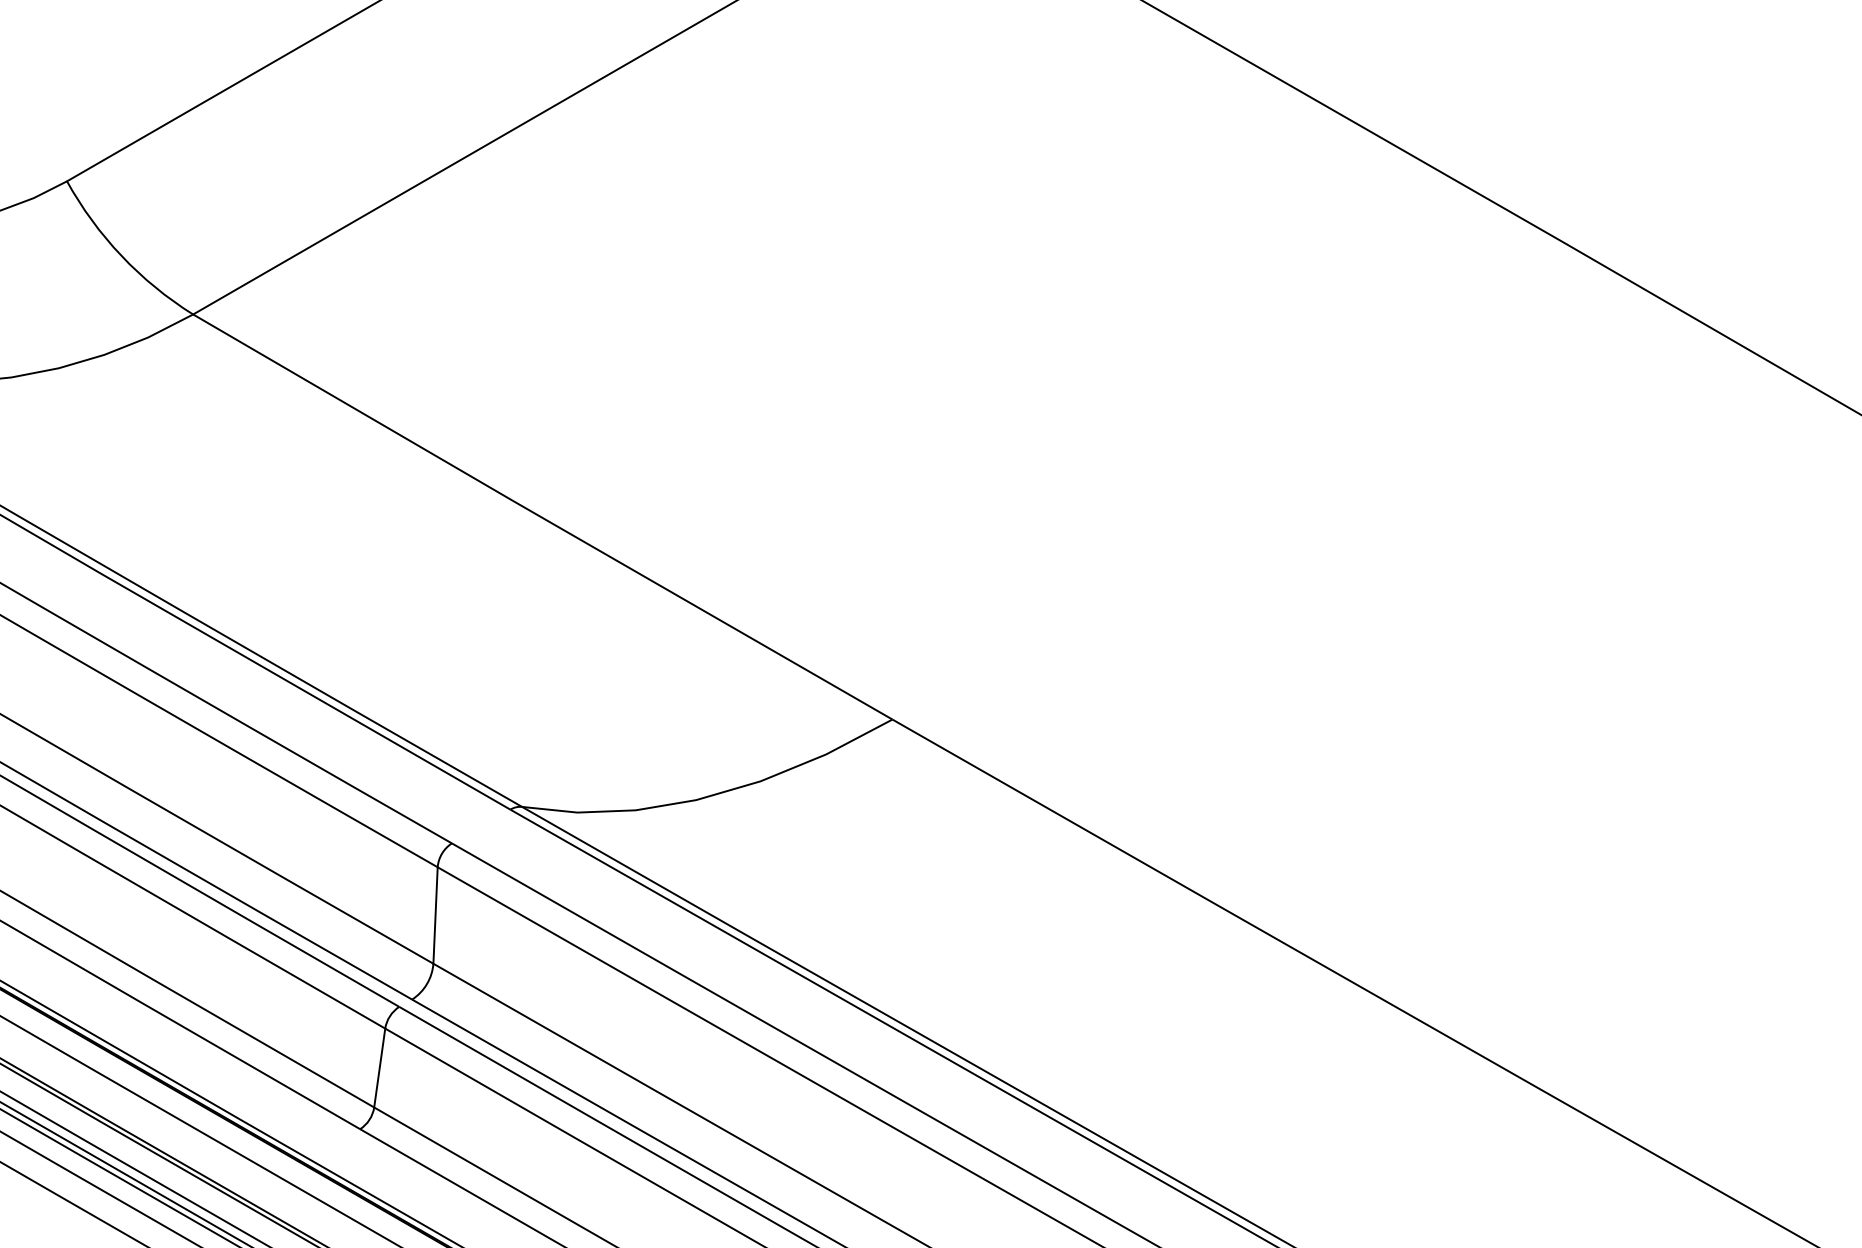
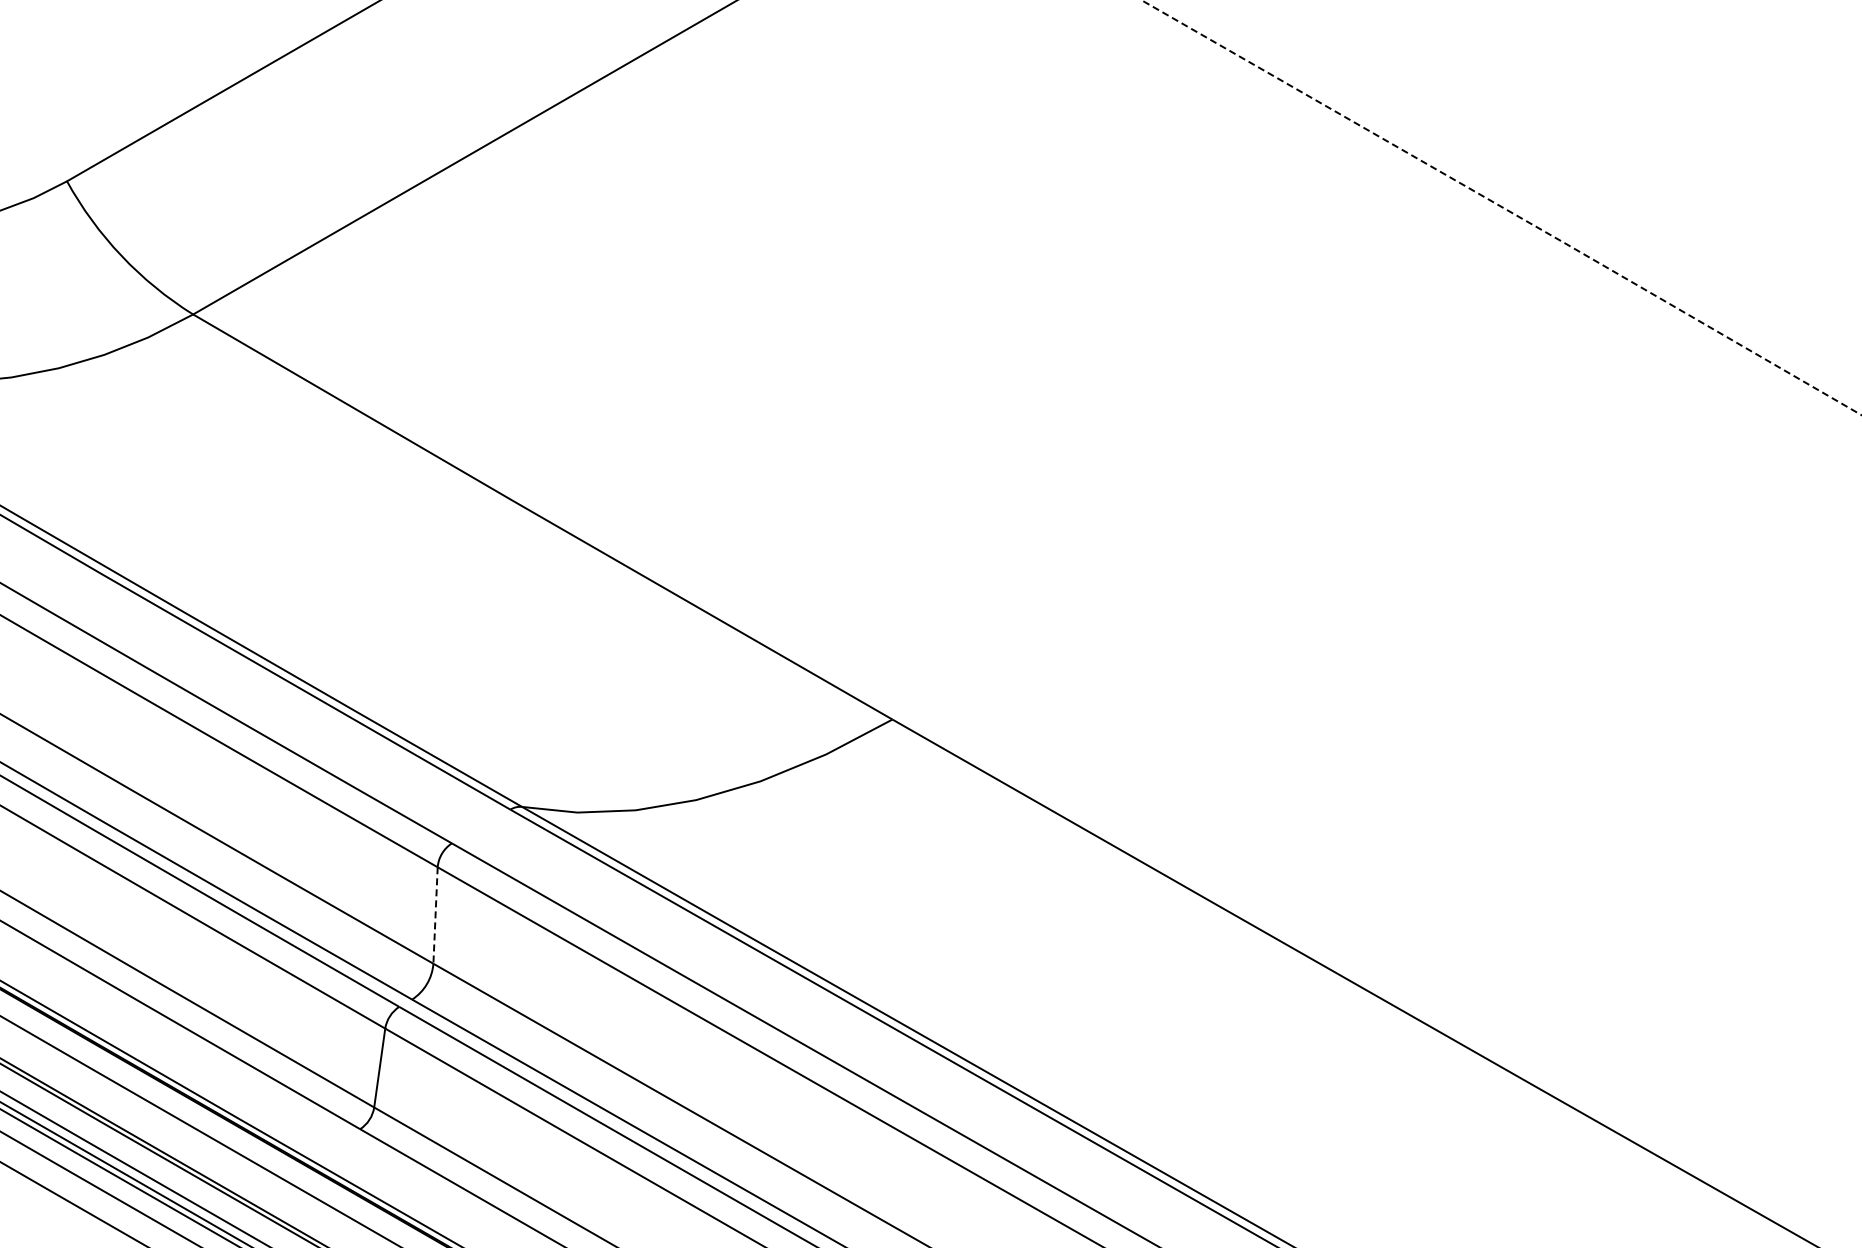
line: solid -> dashed (1502, 207)
line: solid -> dashed (435, 916)
